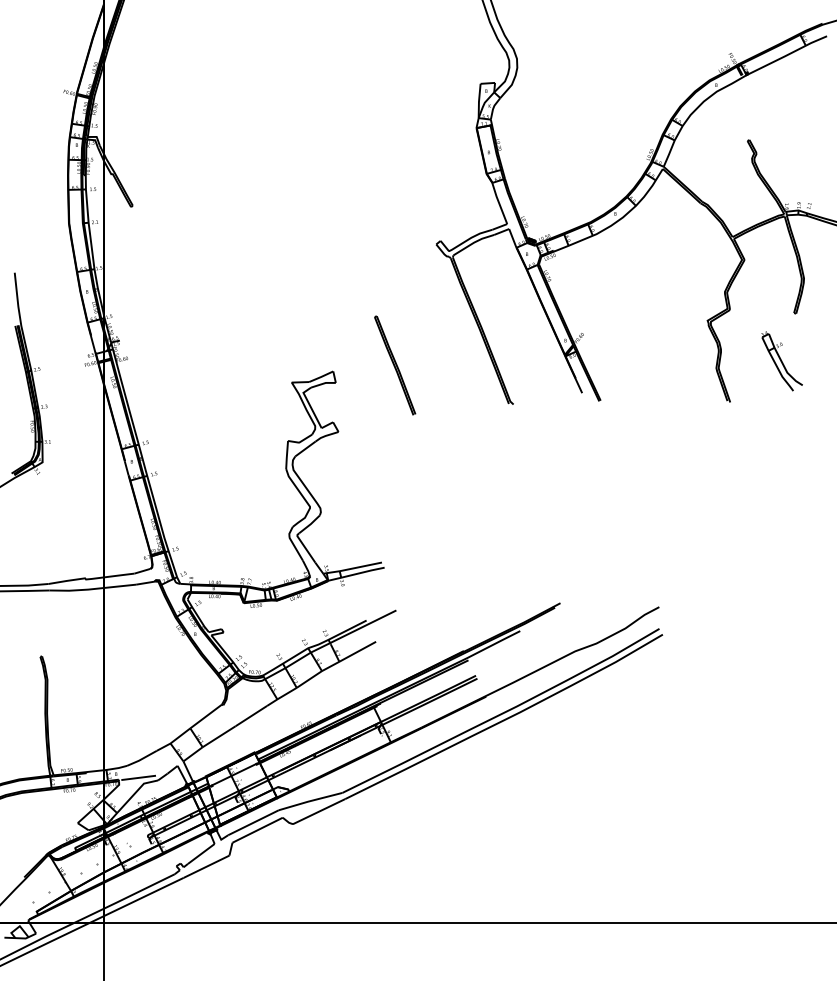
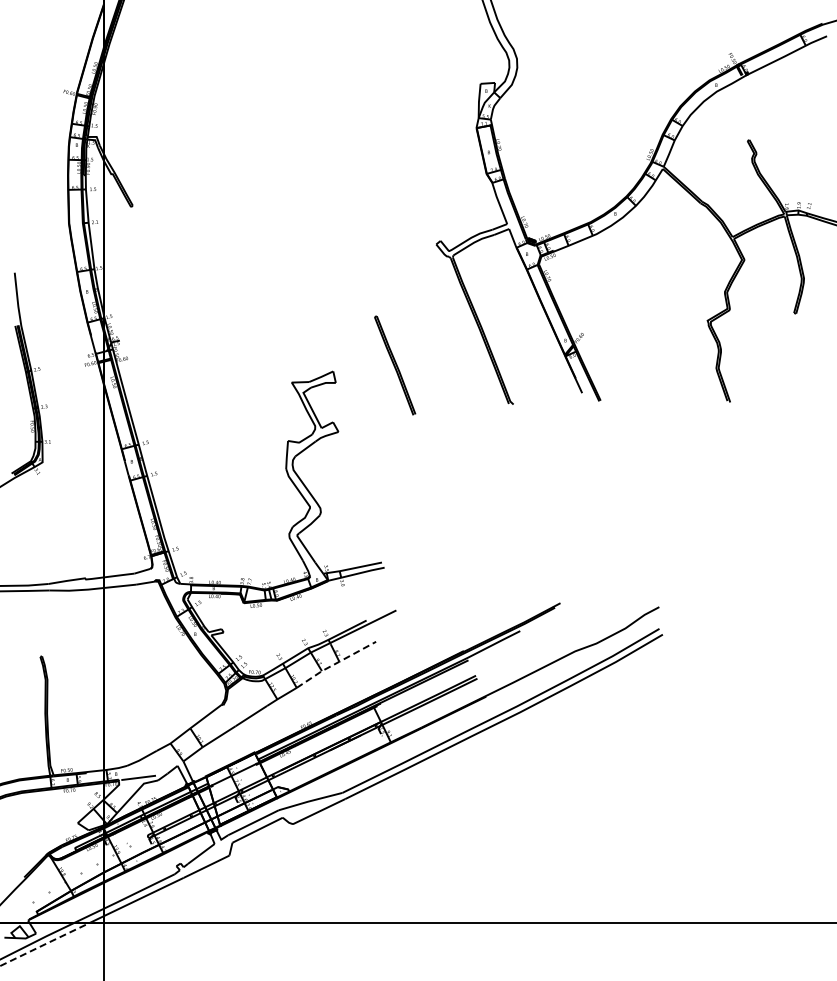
part: present -> none (781, 361)
line: solid -> dashed (335, 663)
line: solid -> dashed (45, 944)
